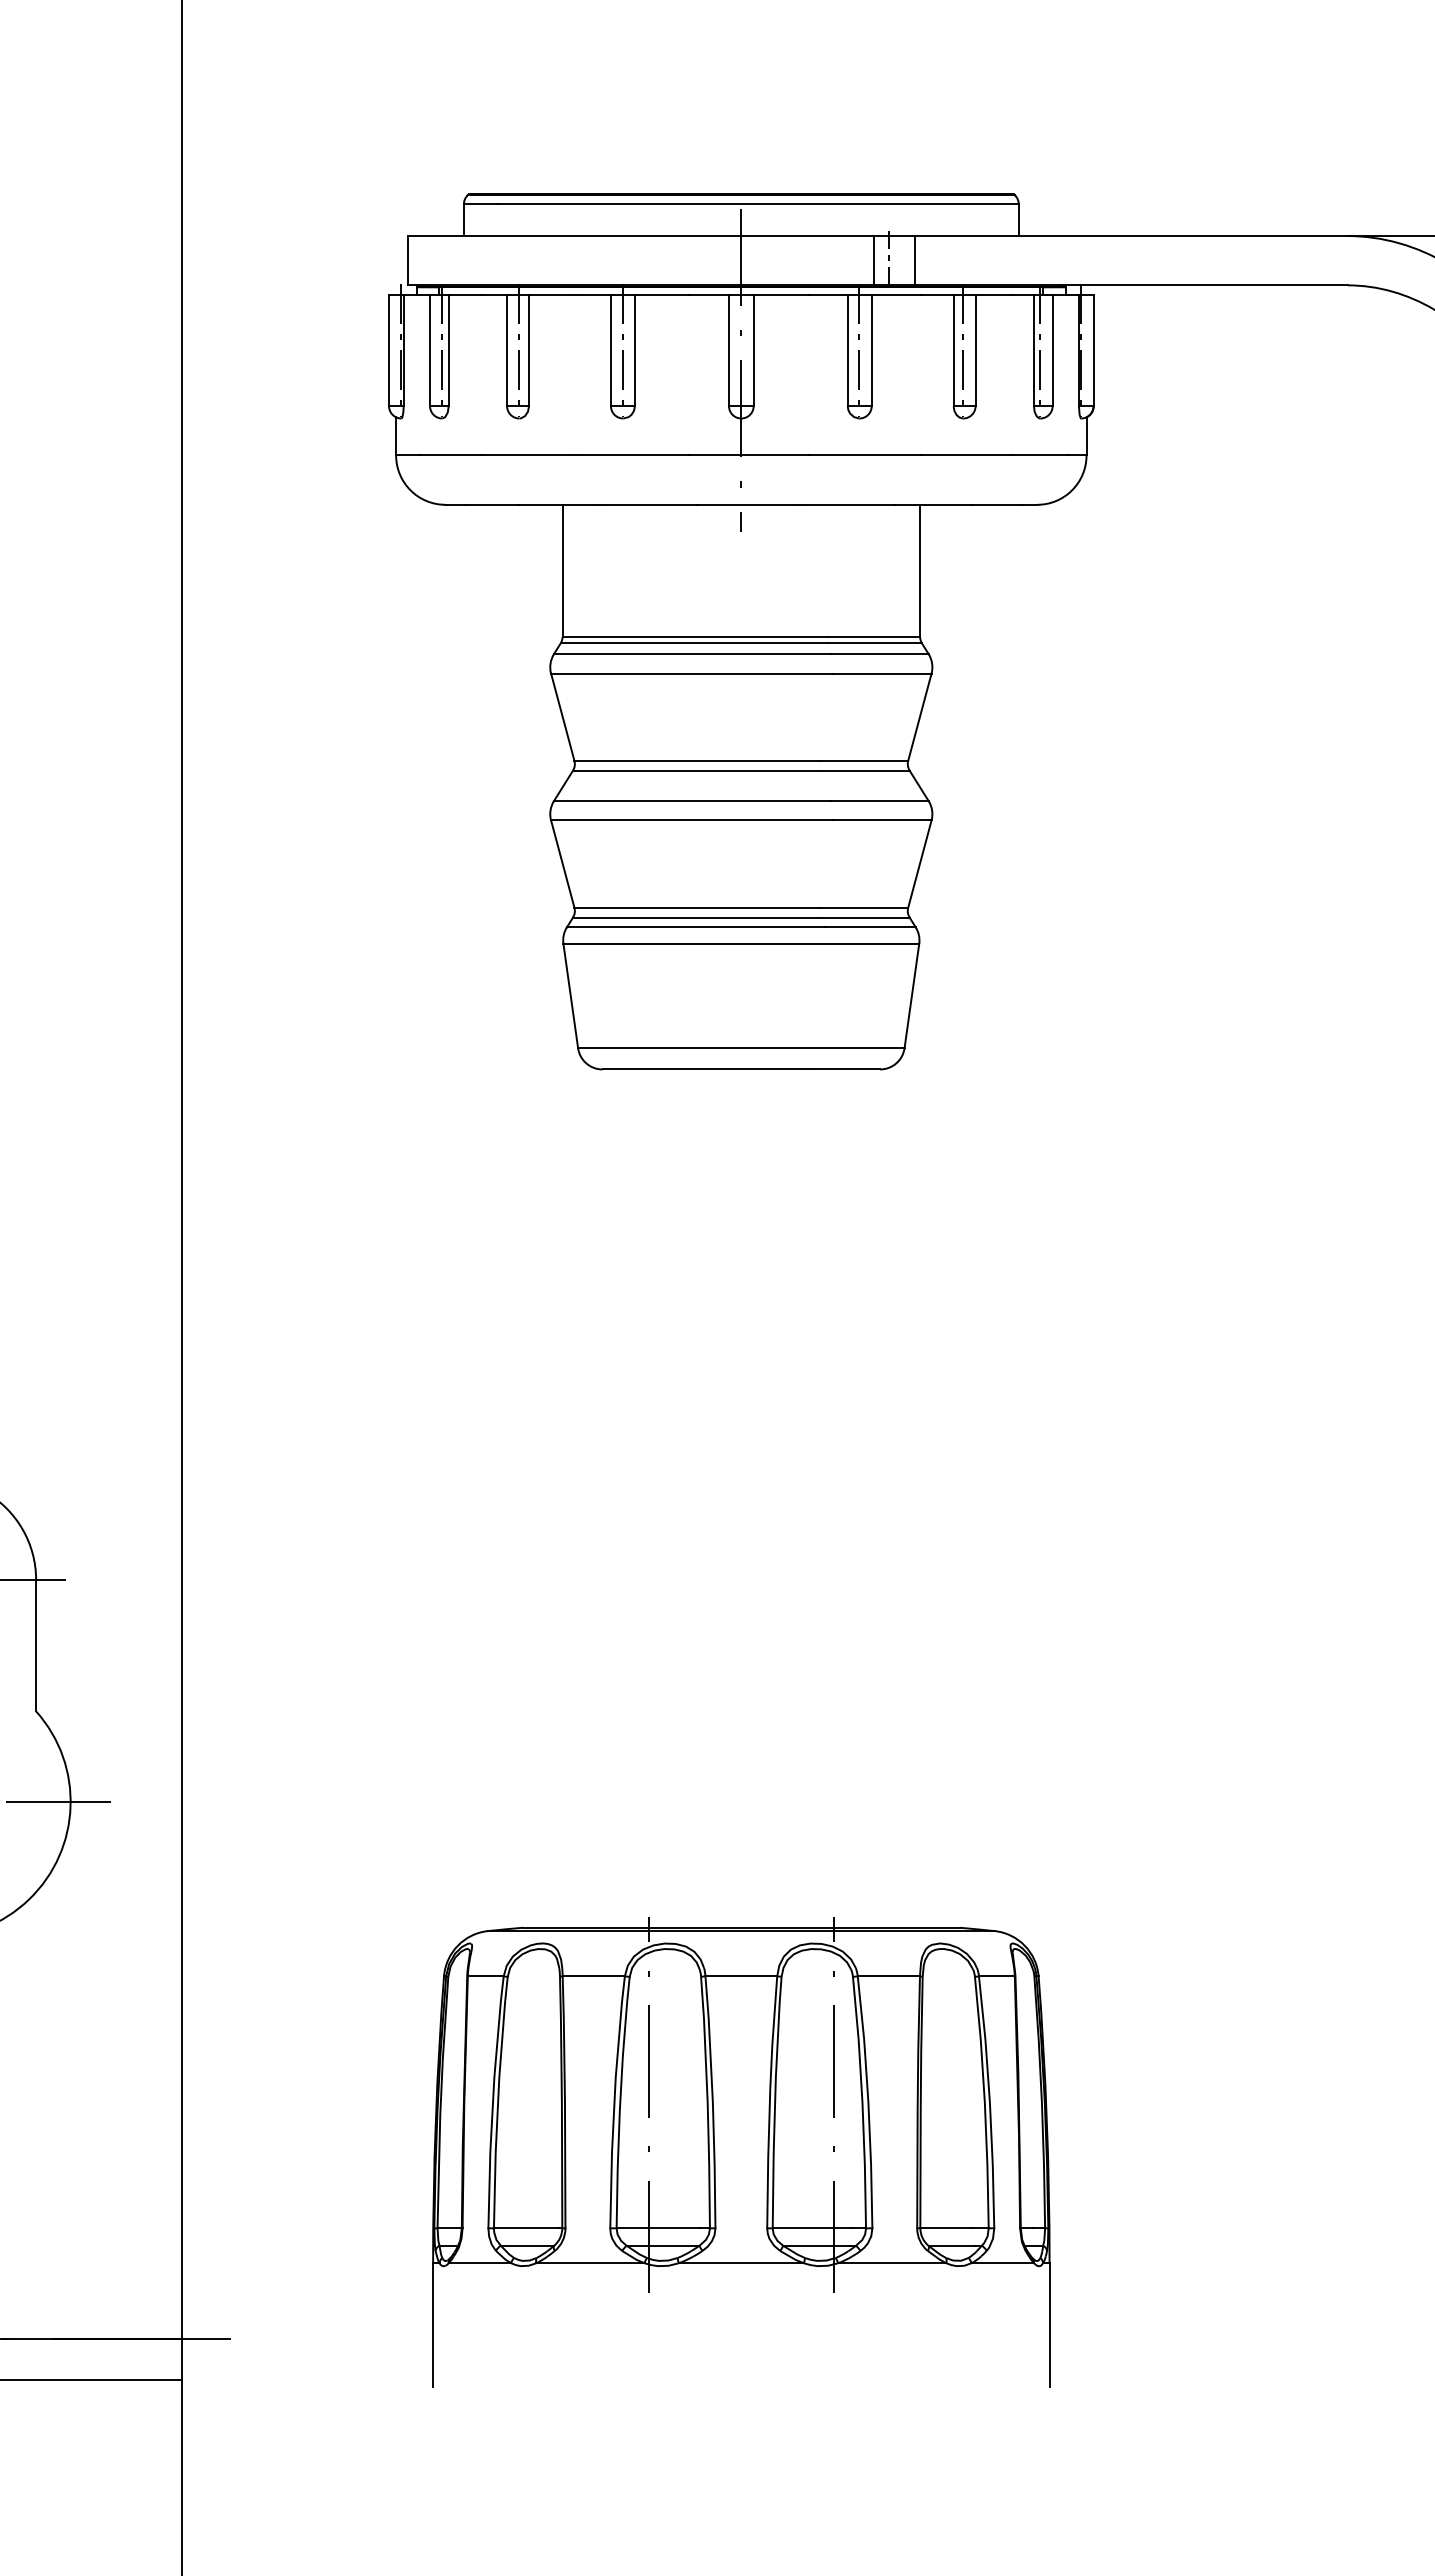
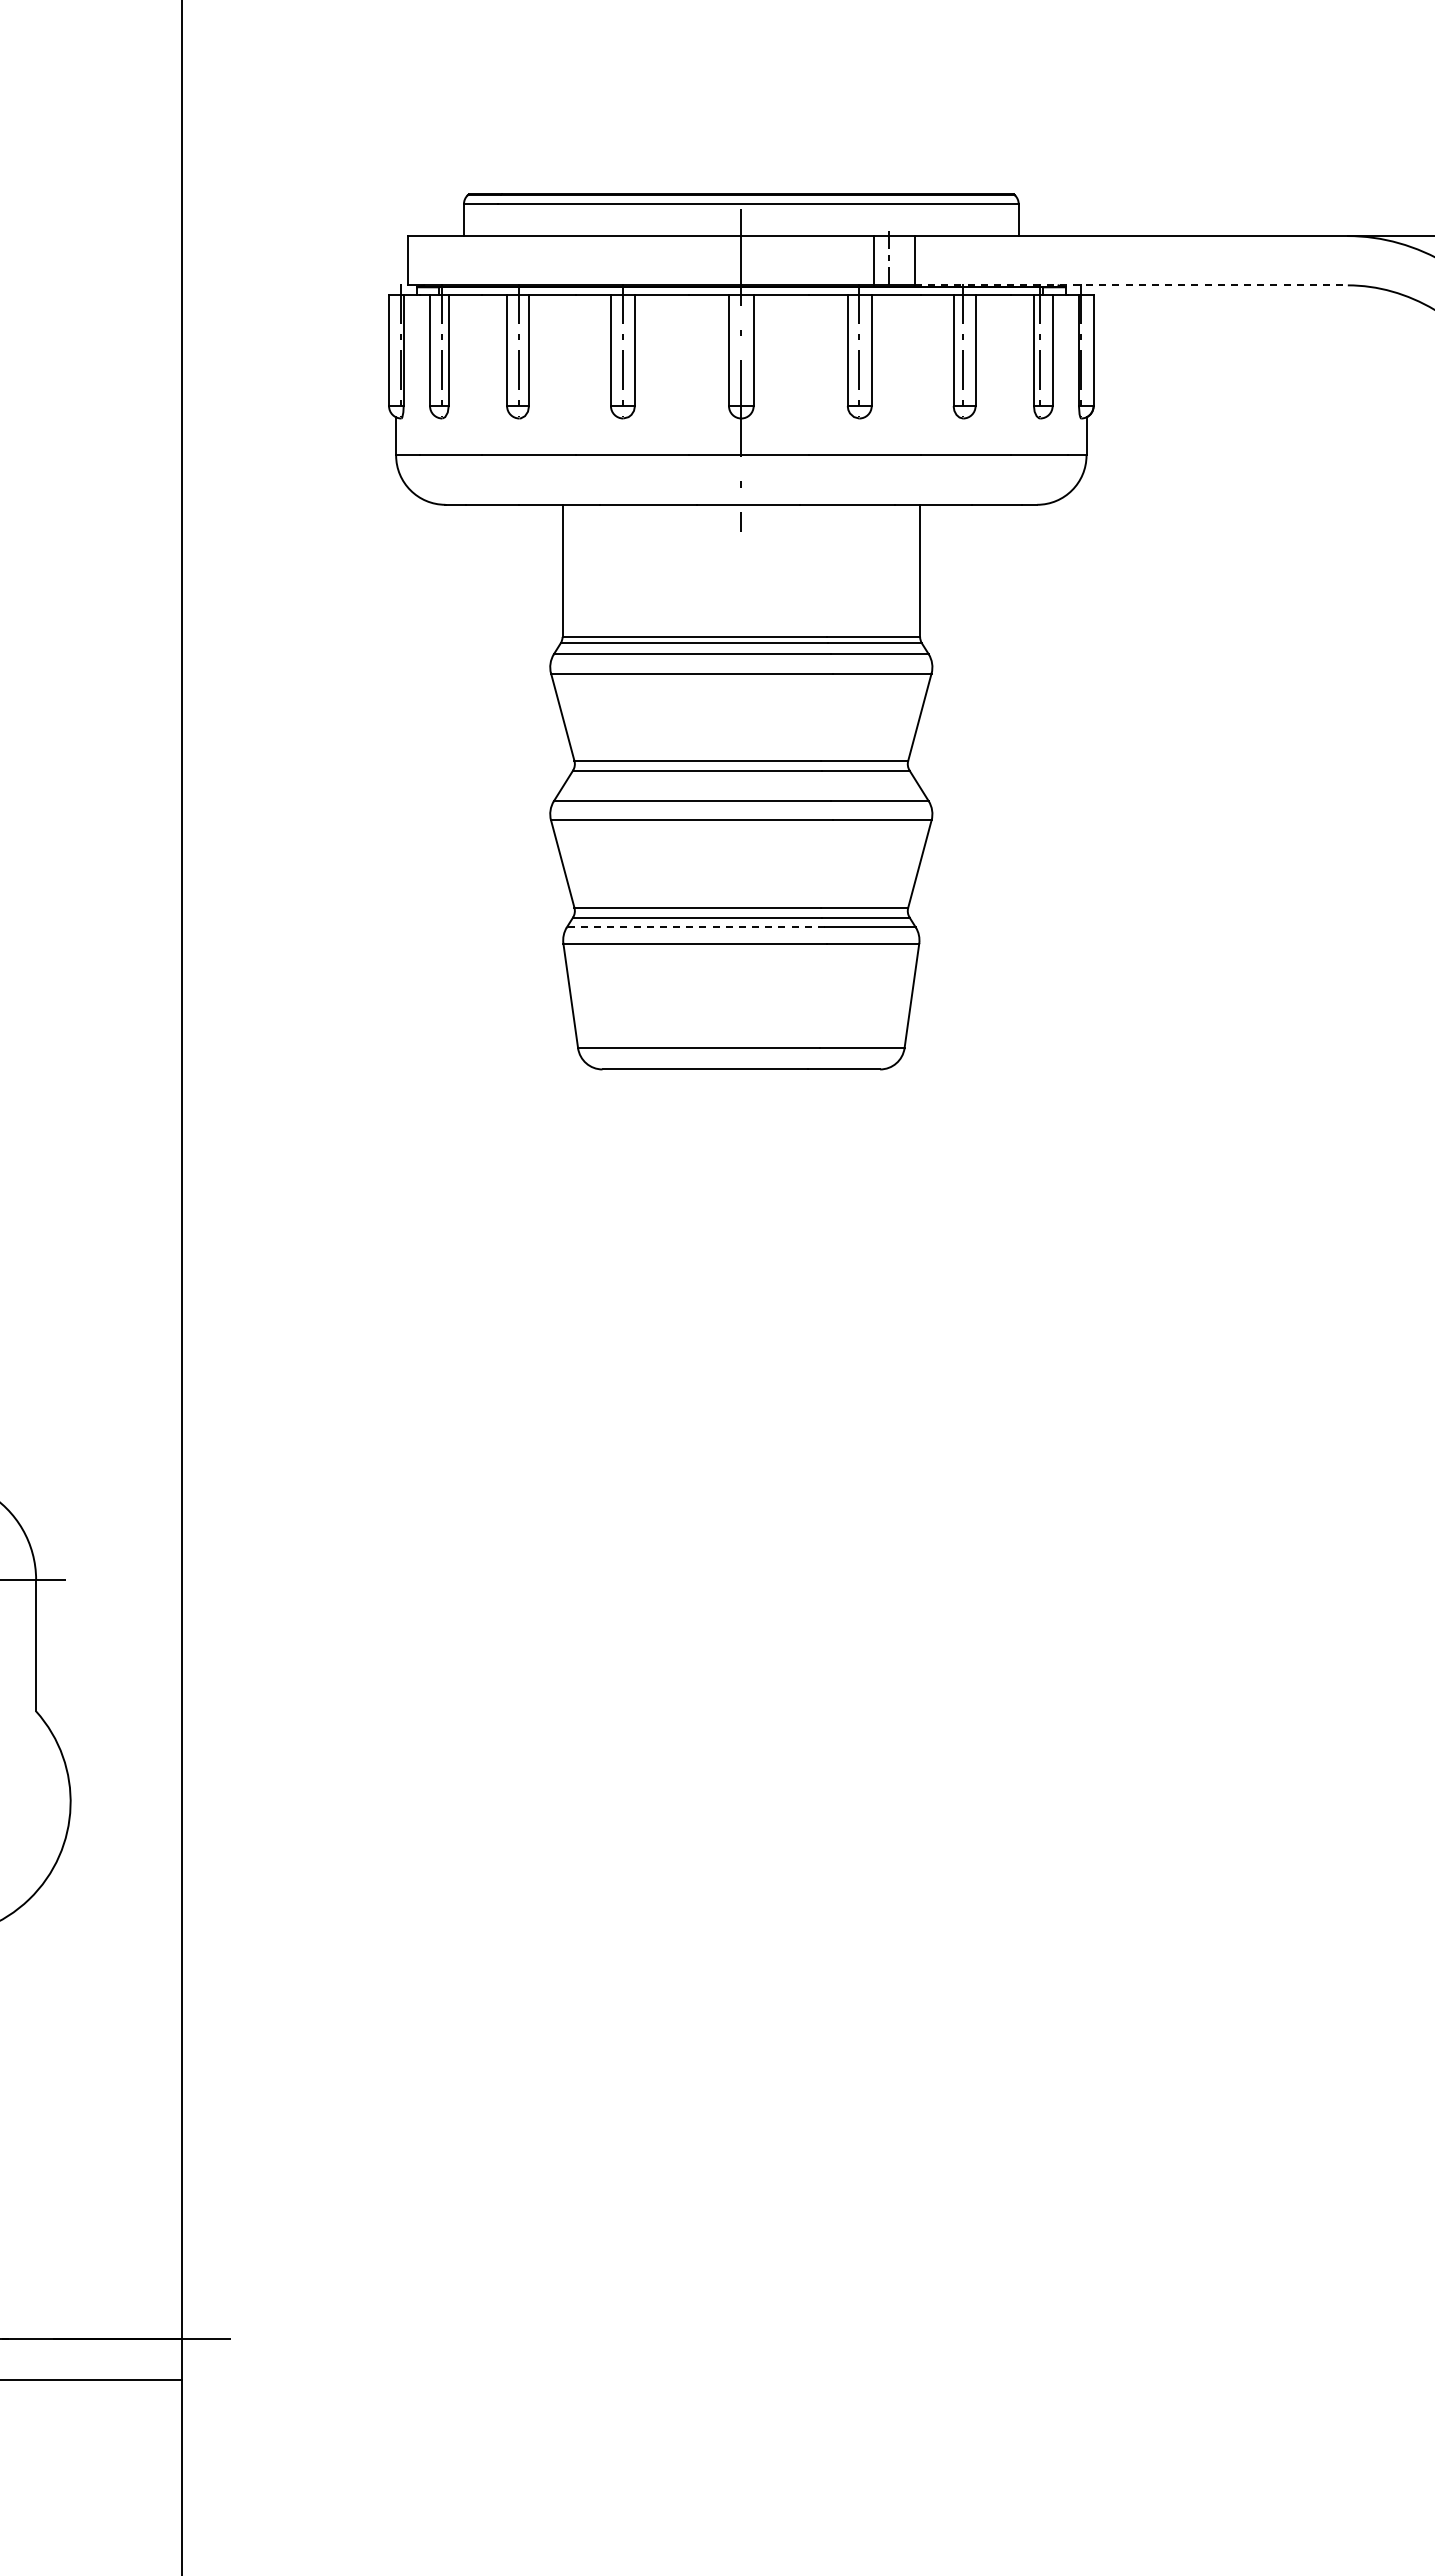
line: solid -> dashed (1131, 285)
line: solid -> dashed (695, 927)
line: present -> none (56, 1801)
part: present -> none (741, 2152)
